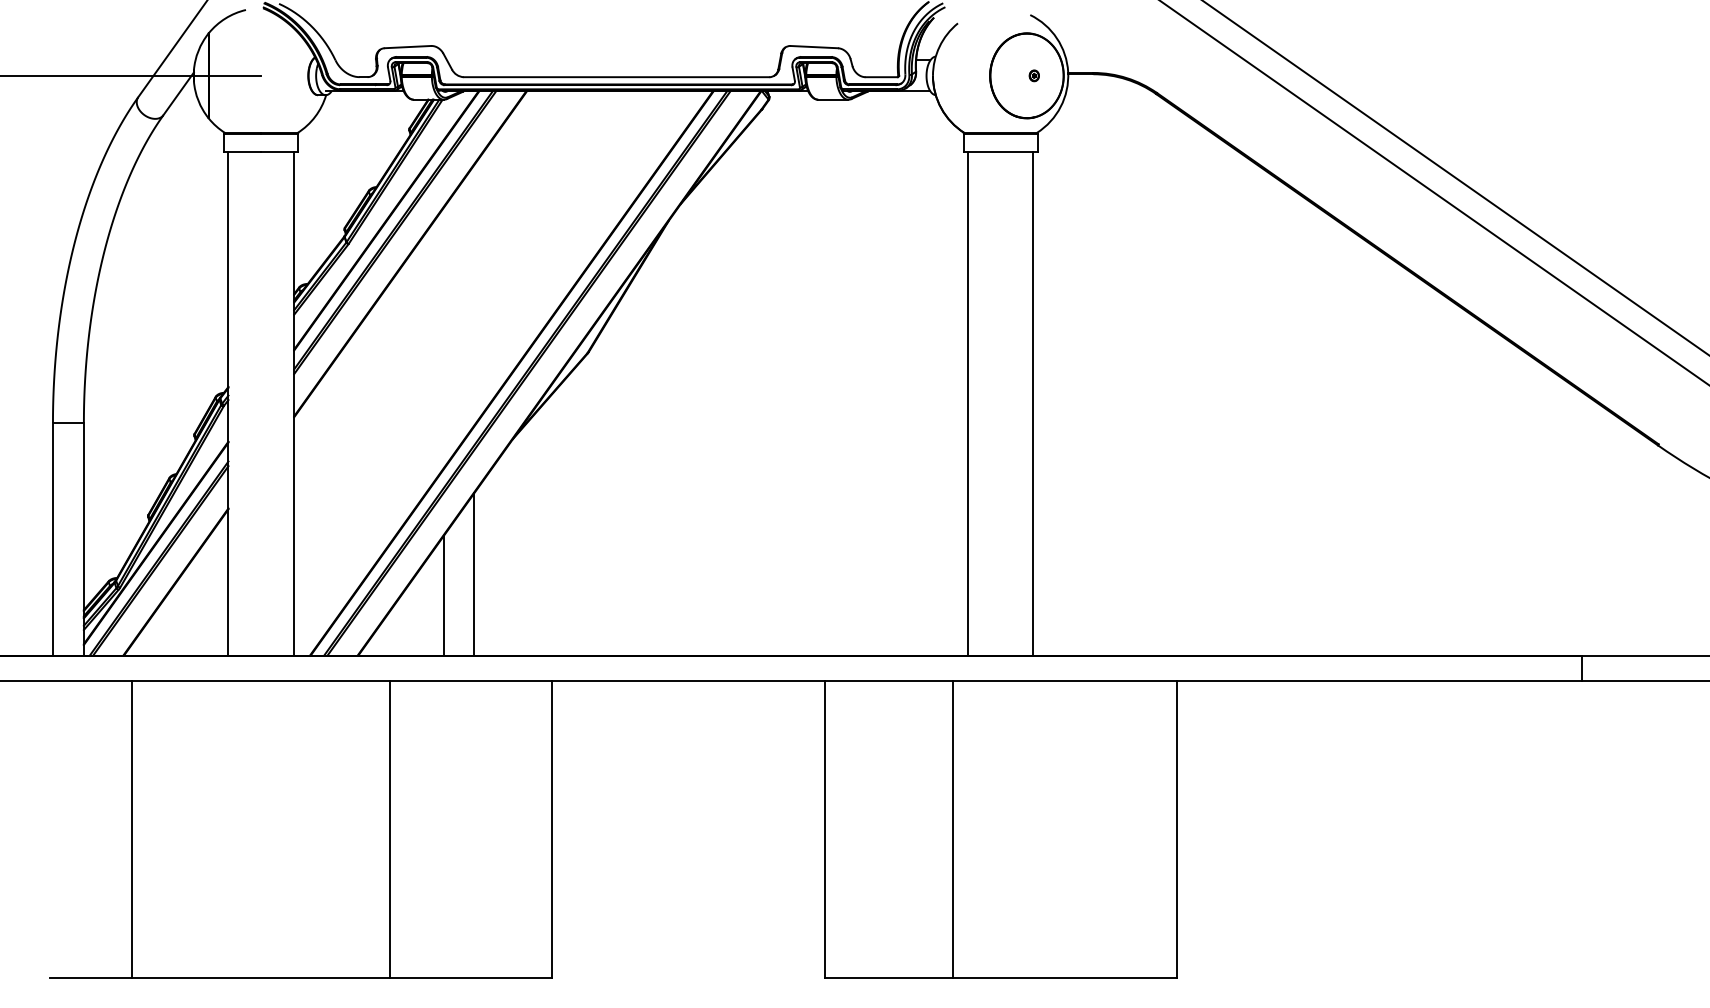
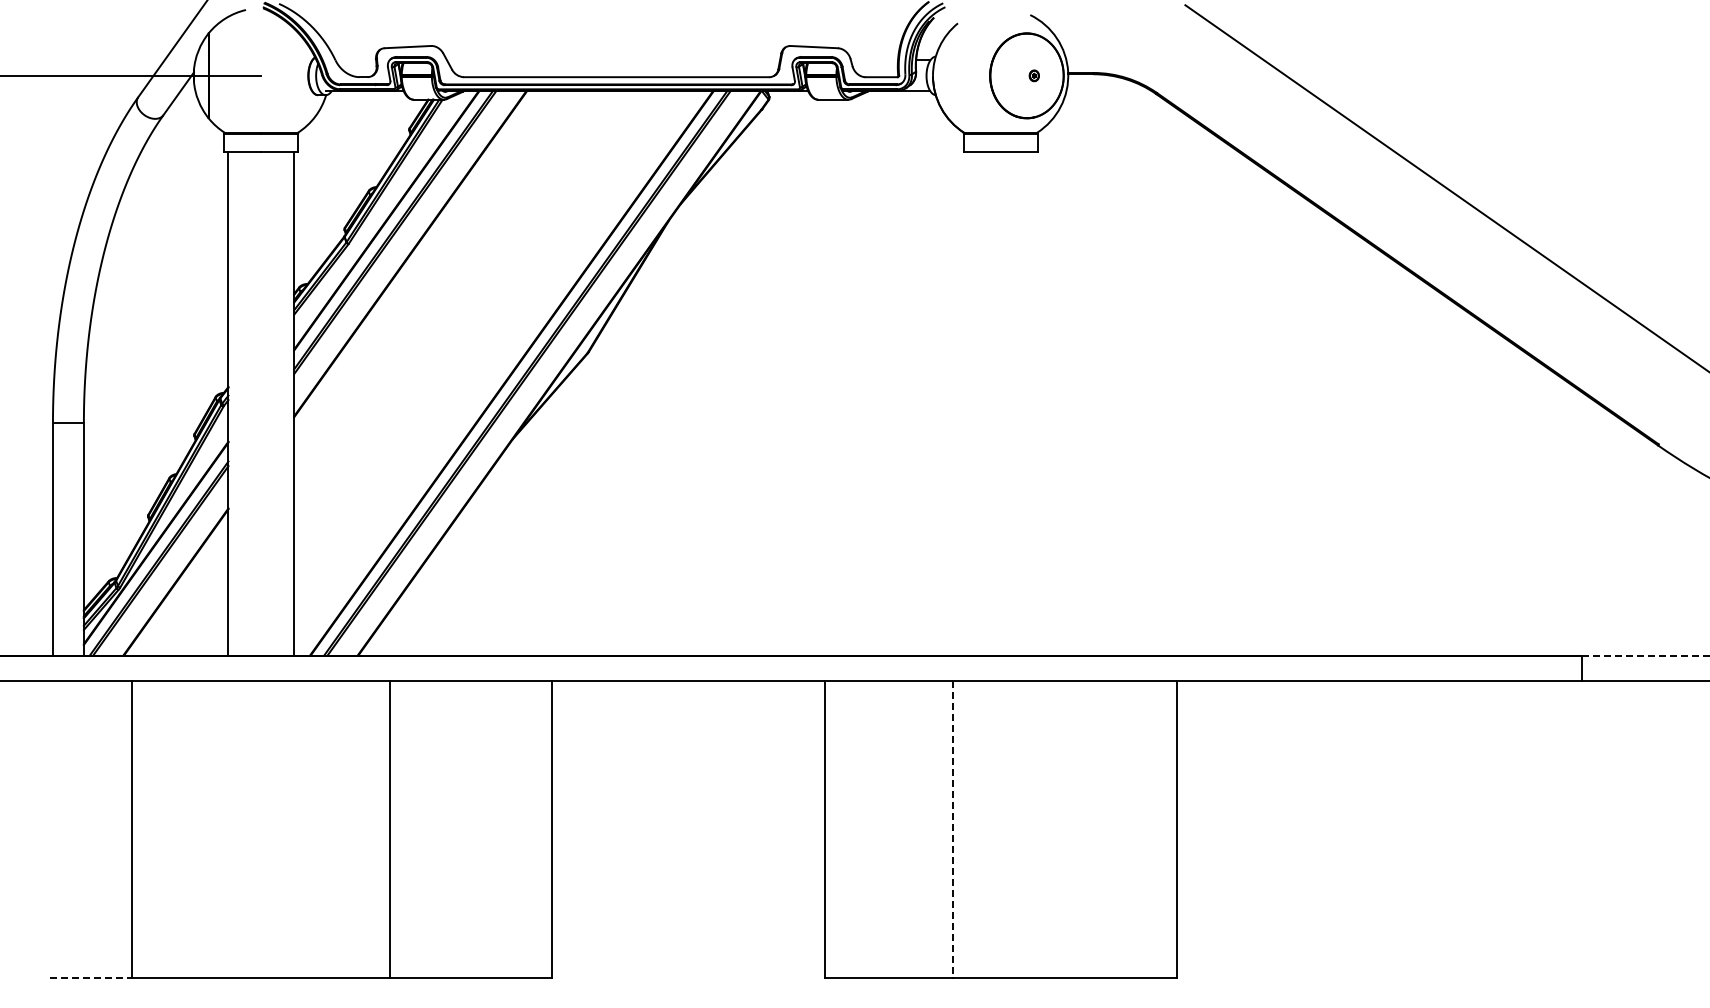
line position: (1455, 177) -> (1445, 187) (1445, 187)
line: present -> none (1433, 192)
line: present -> none (967, 403)
line: present -> none (1033, 403)
line: present -> none (474, 574)
line: present -> none (443, 595)
line: solid -> dashed (1645, 655)
line: solid -> dashed (953, 830)
line: solid -> dashed (91, 977)
